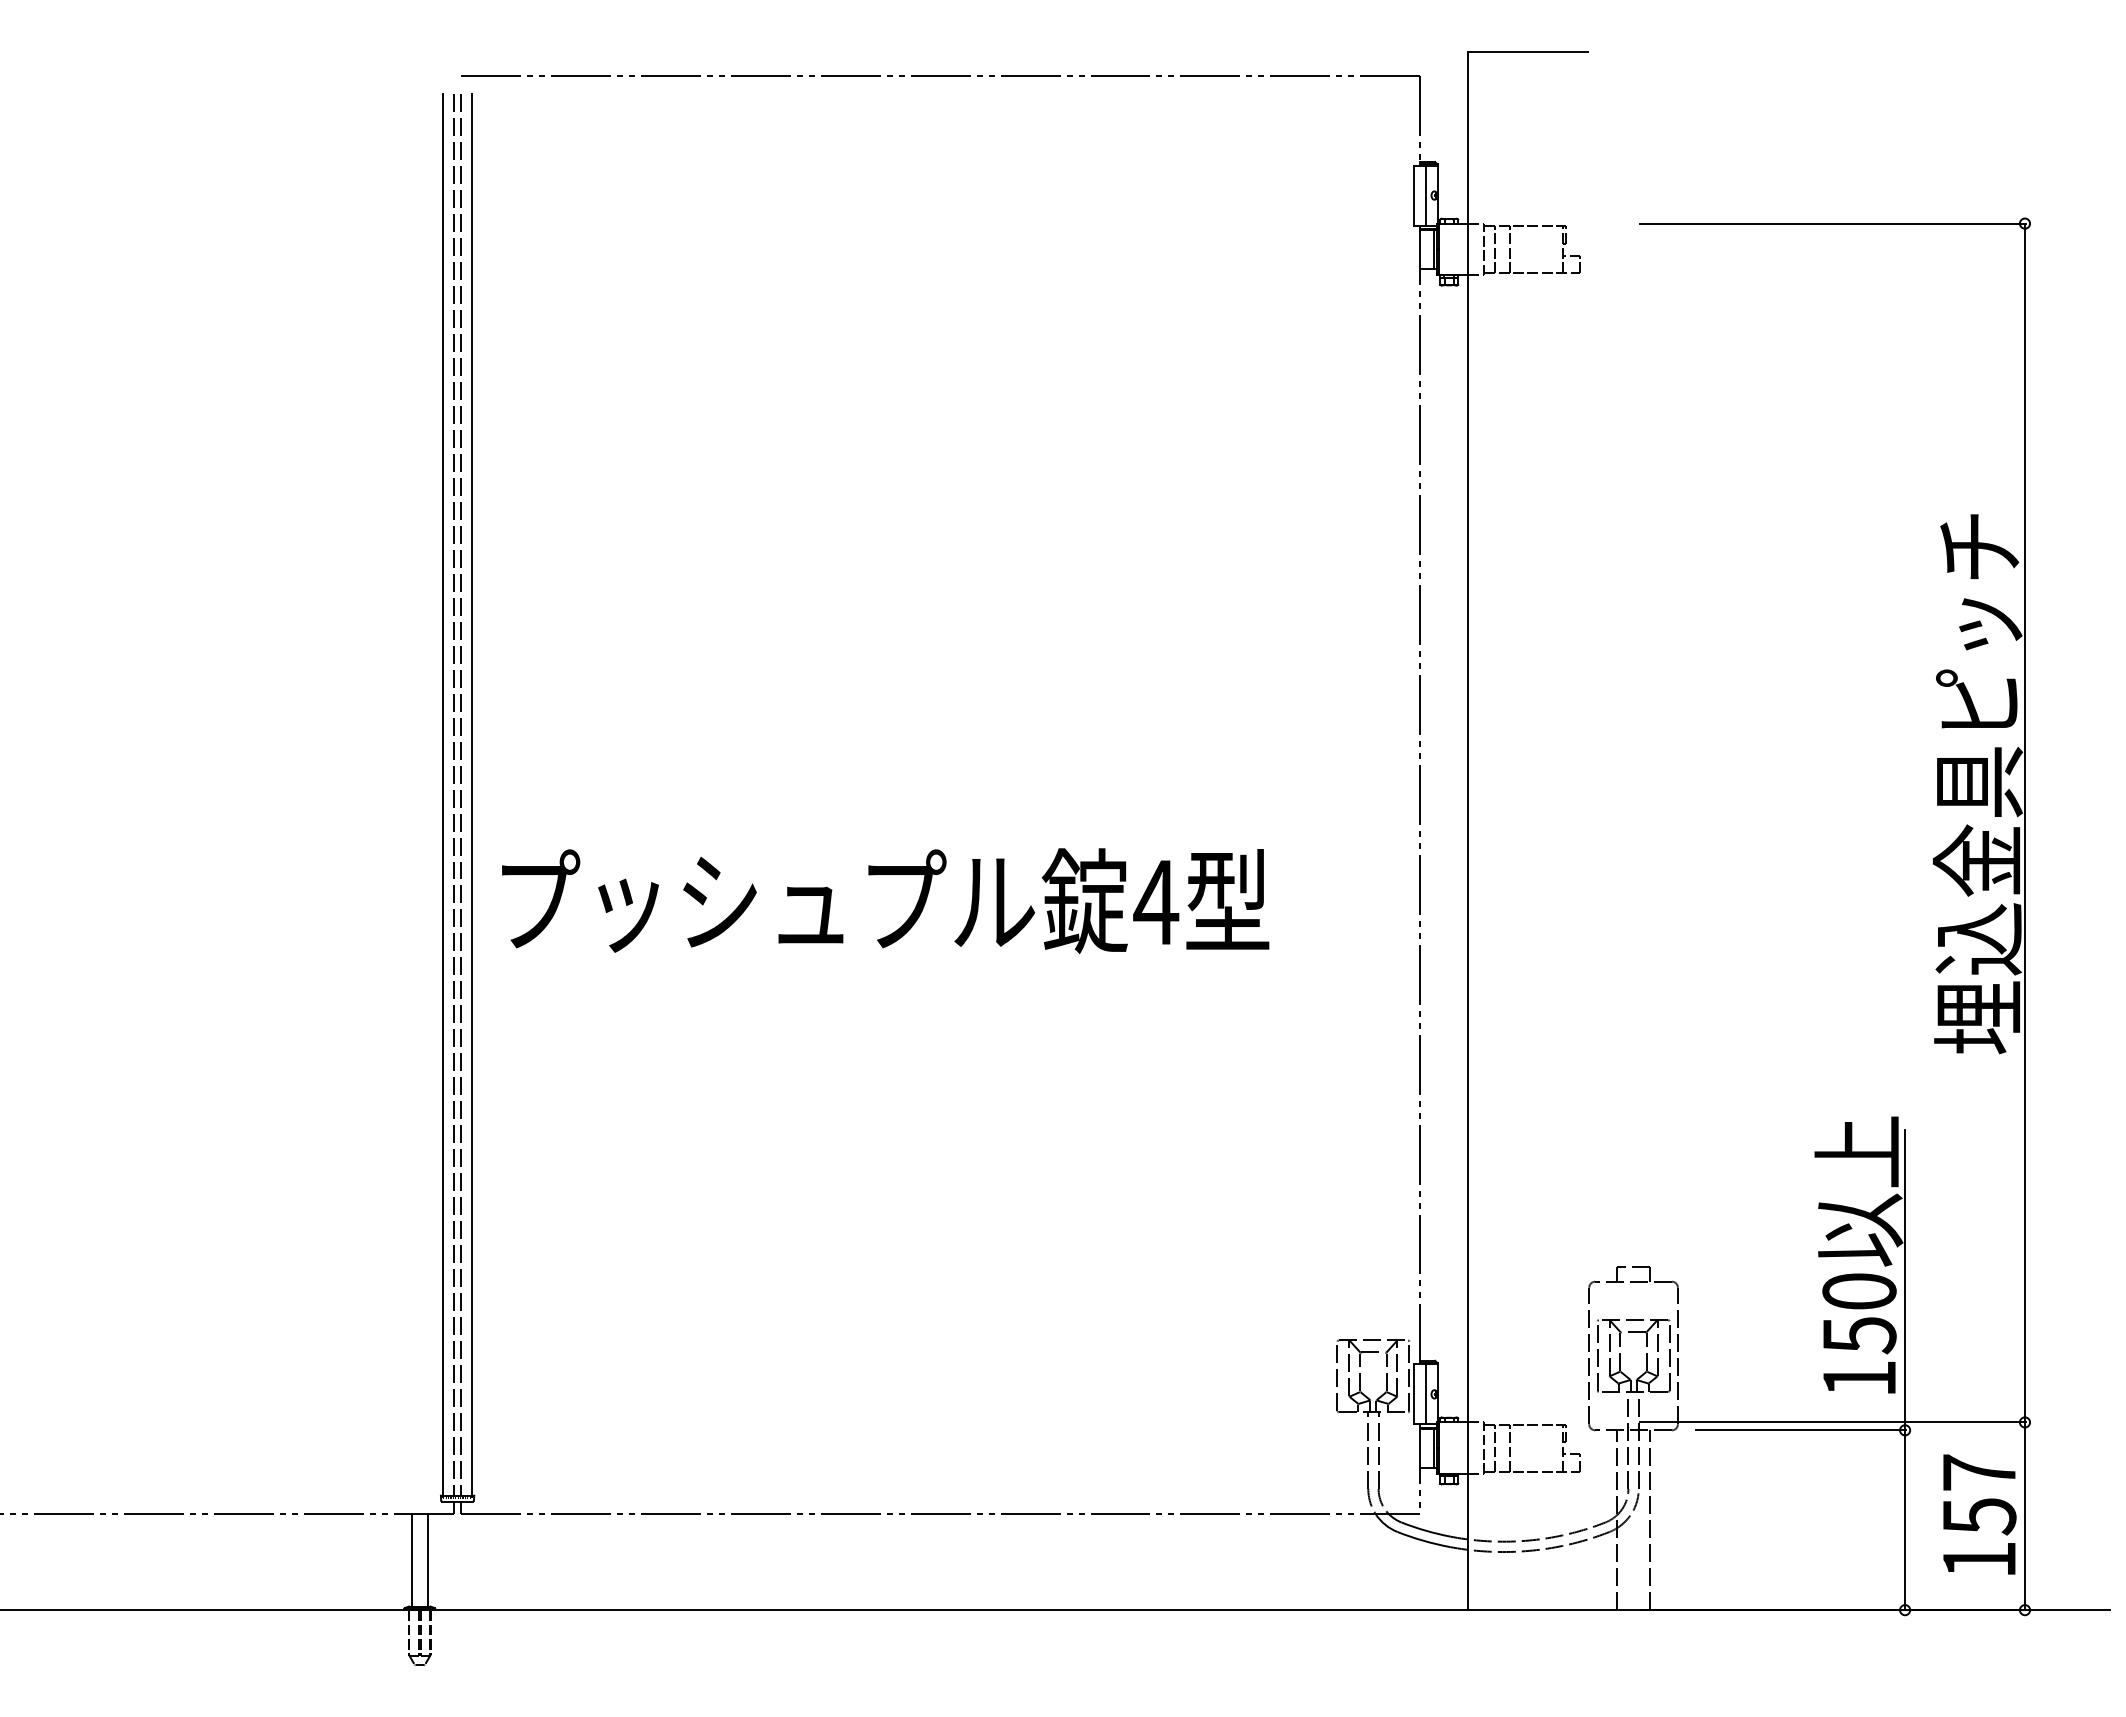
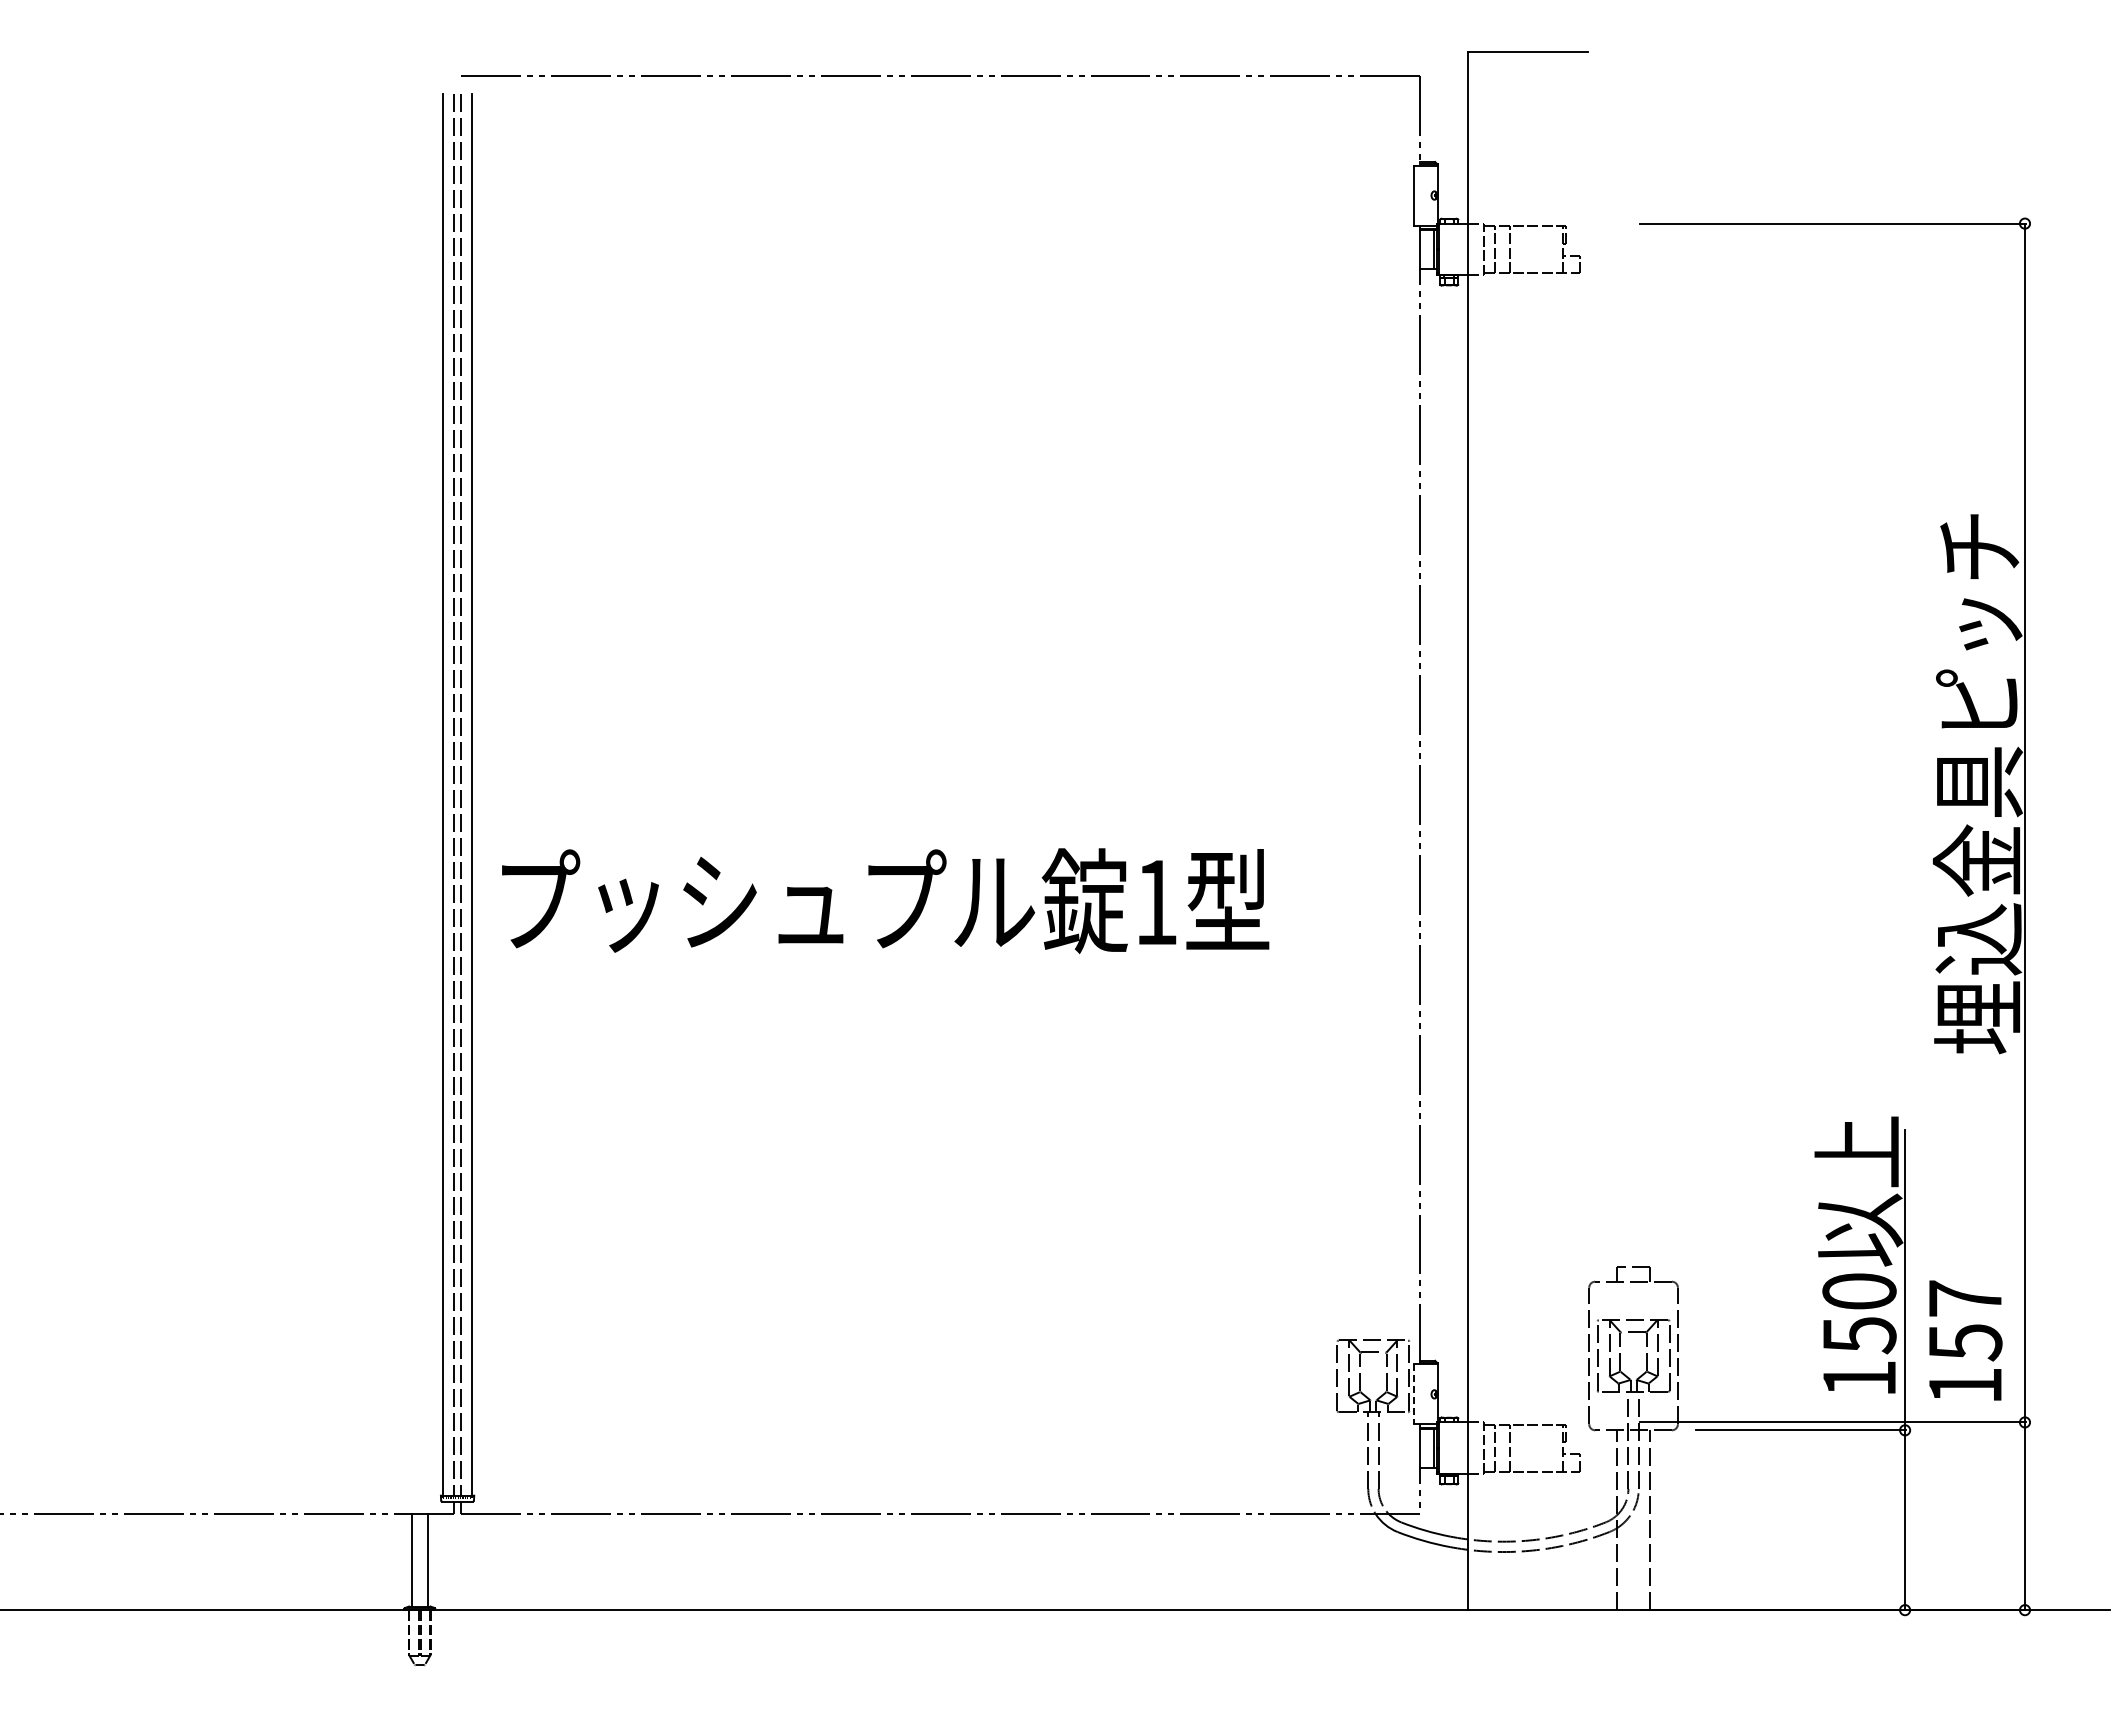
line: present -> none (1426, 195)
text: 4 -> 1 (1156, 902)
line: solid -> dashed (1414, 1394)
line: present -> none (1426, 1394)
text position: (1979, 1514) -> (1965, 1340) (1965, 1340)
